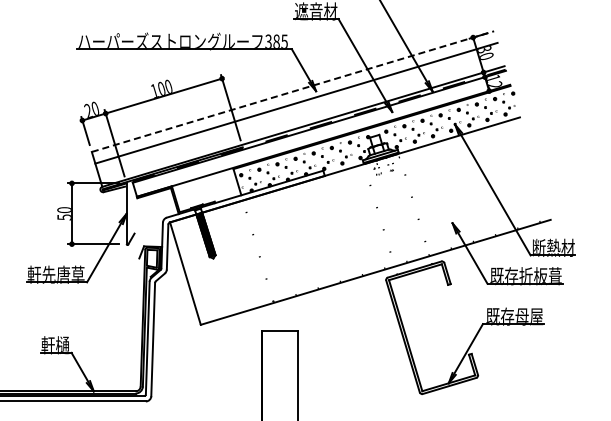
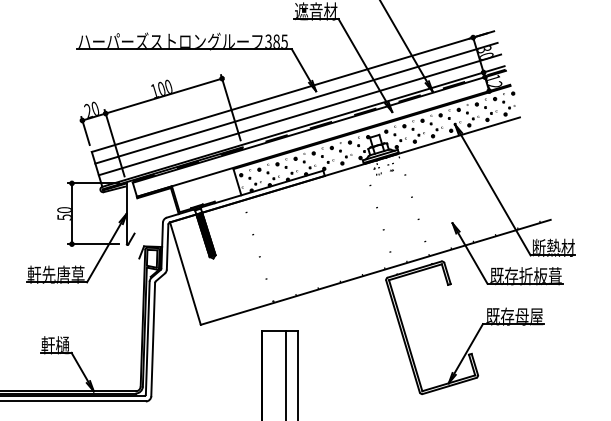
line: dashed -> solid (292, 91)
line: none -> present (299, 114)
line: none -> present (285, 373)
